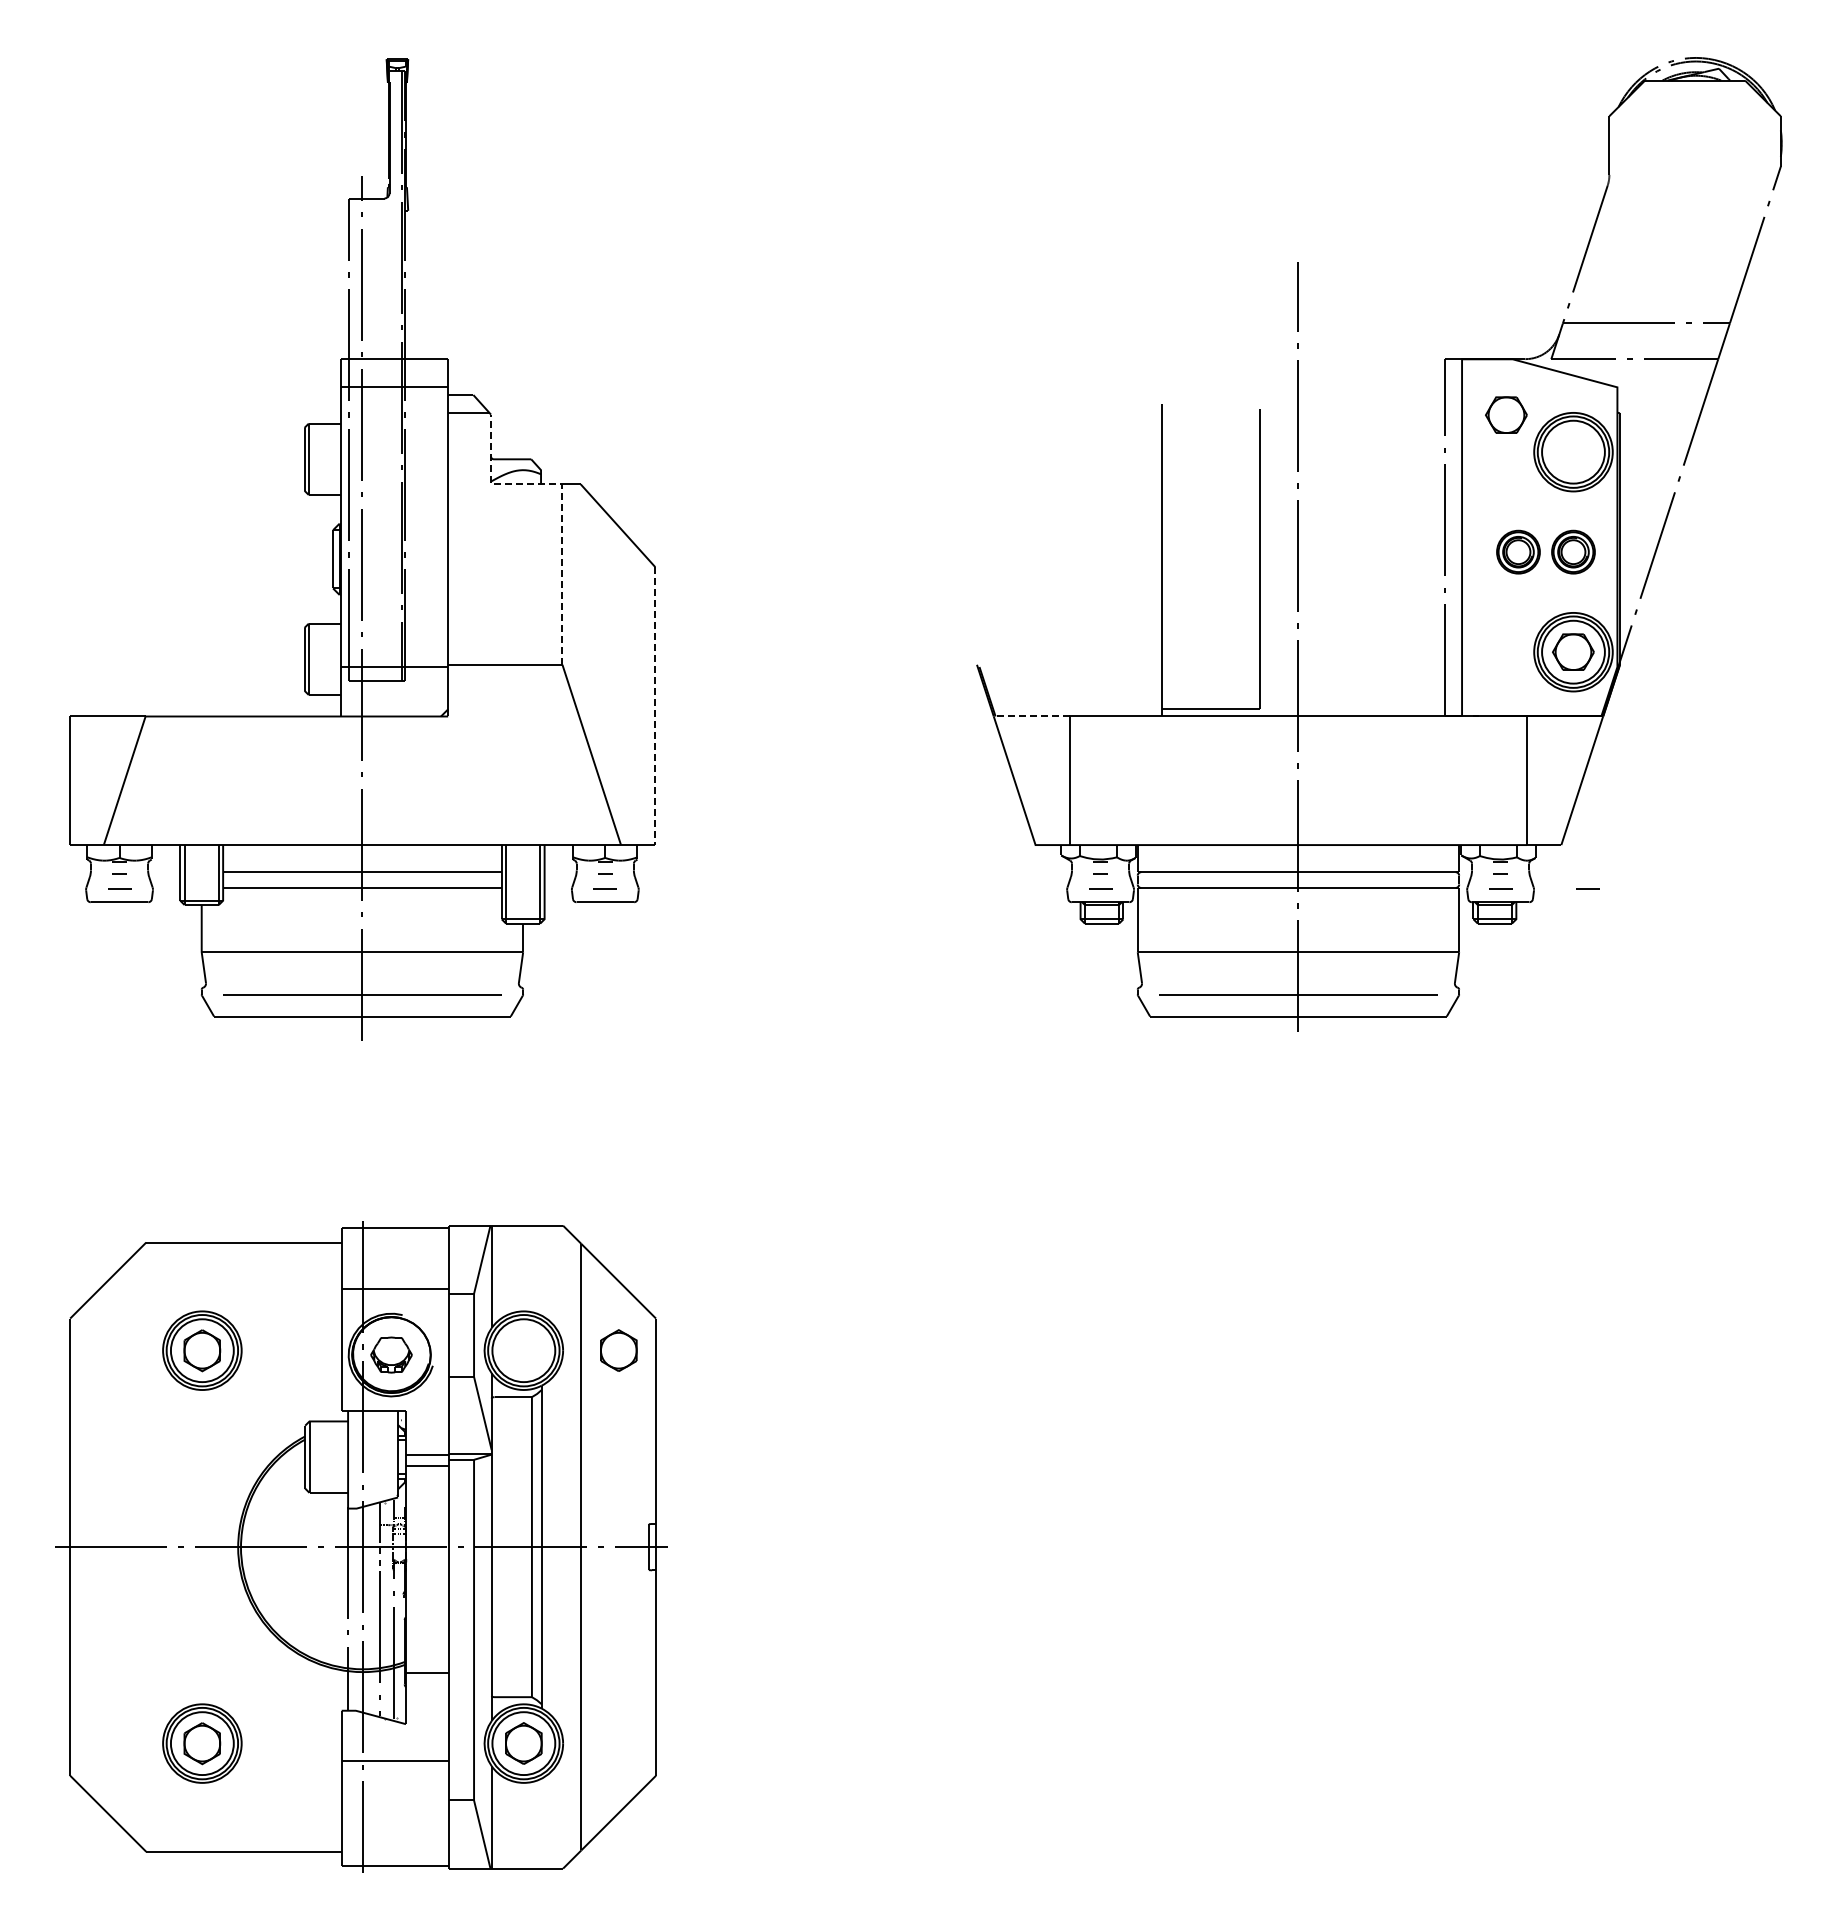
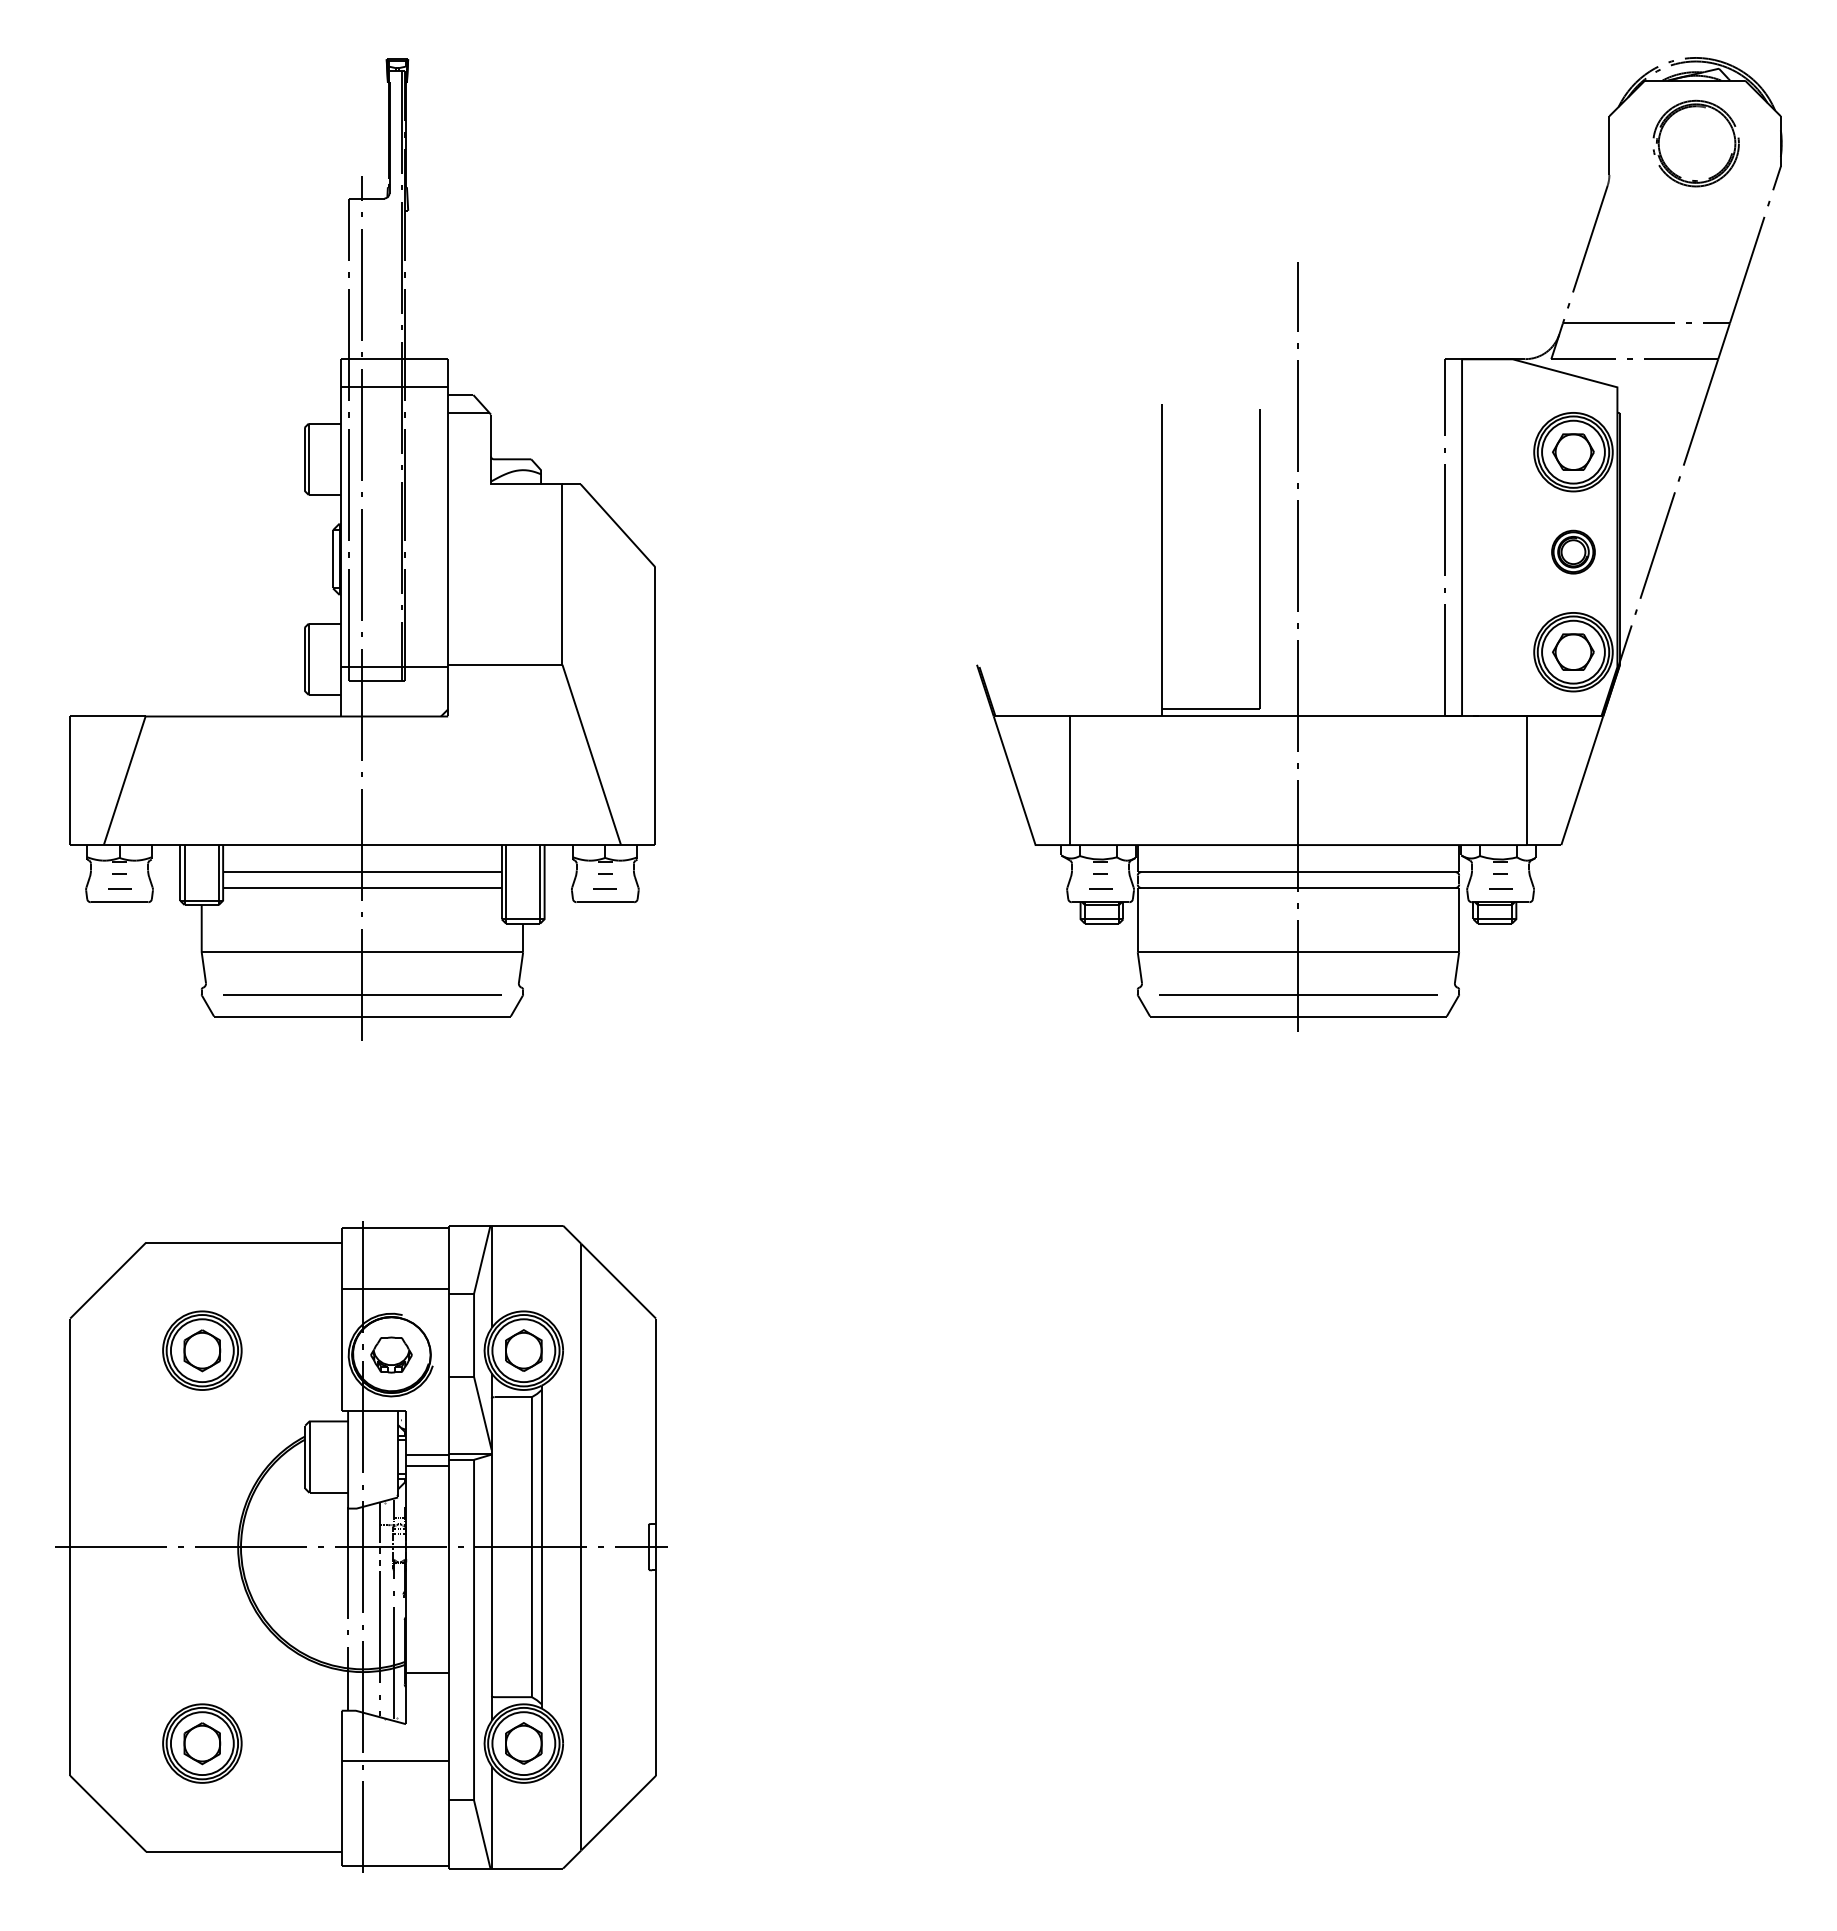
part: none -> present (1695, 143)
part position: (1506, 414) -> (1573, 451) (1573, 451)
line: dashed -> solid (562, 502)
part: present -> none (1518, 551)
line: dashed -> solid (655, 706)
line: dashed -> solid (1031, 716)
line: present -> none (1587, 888)
part position: (618, 1350) -> (523, 1350) (523, 1350)
